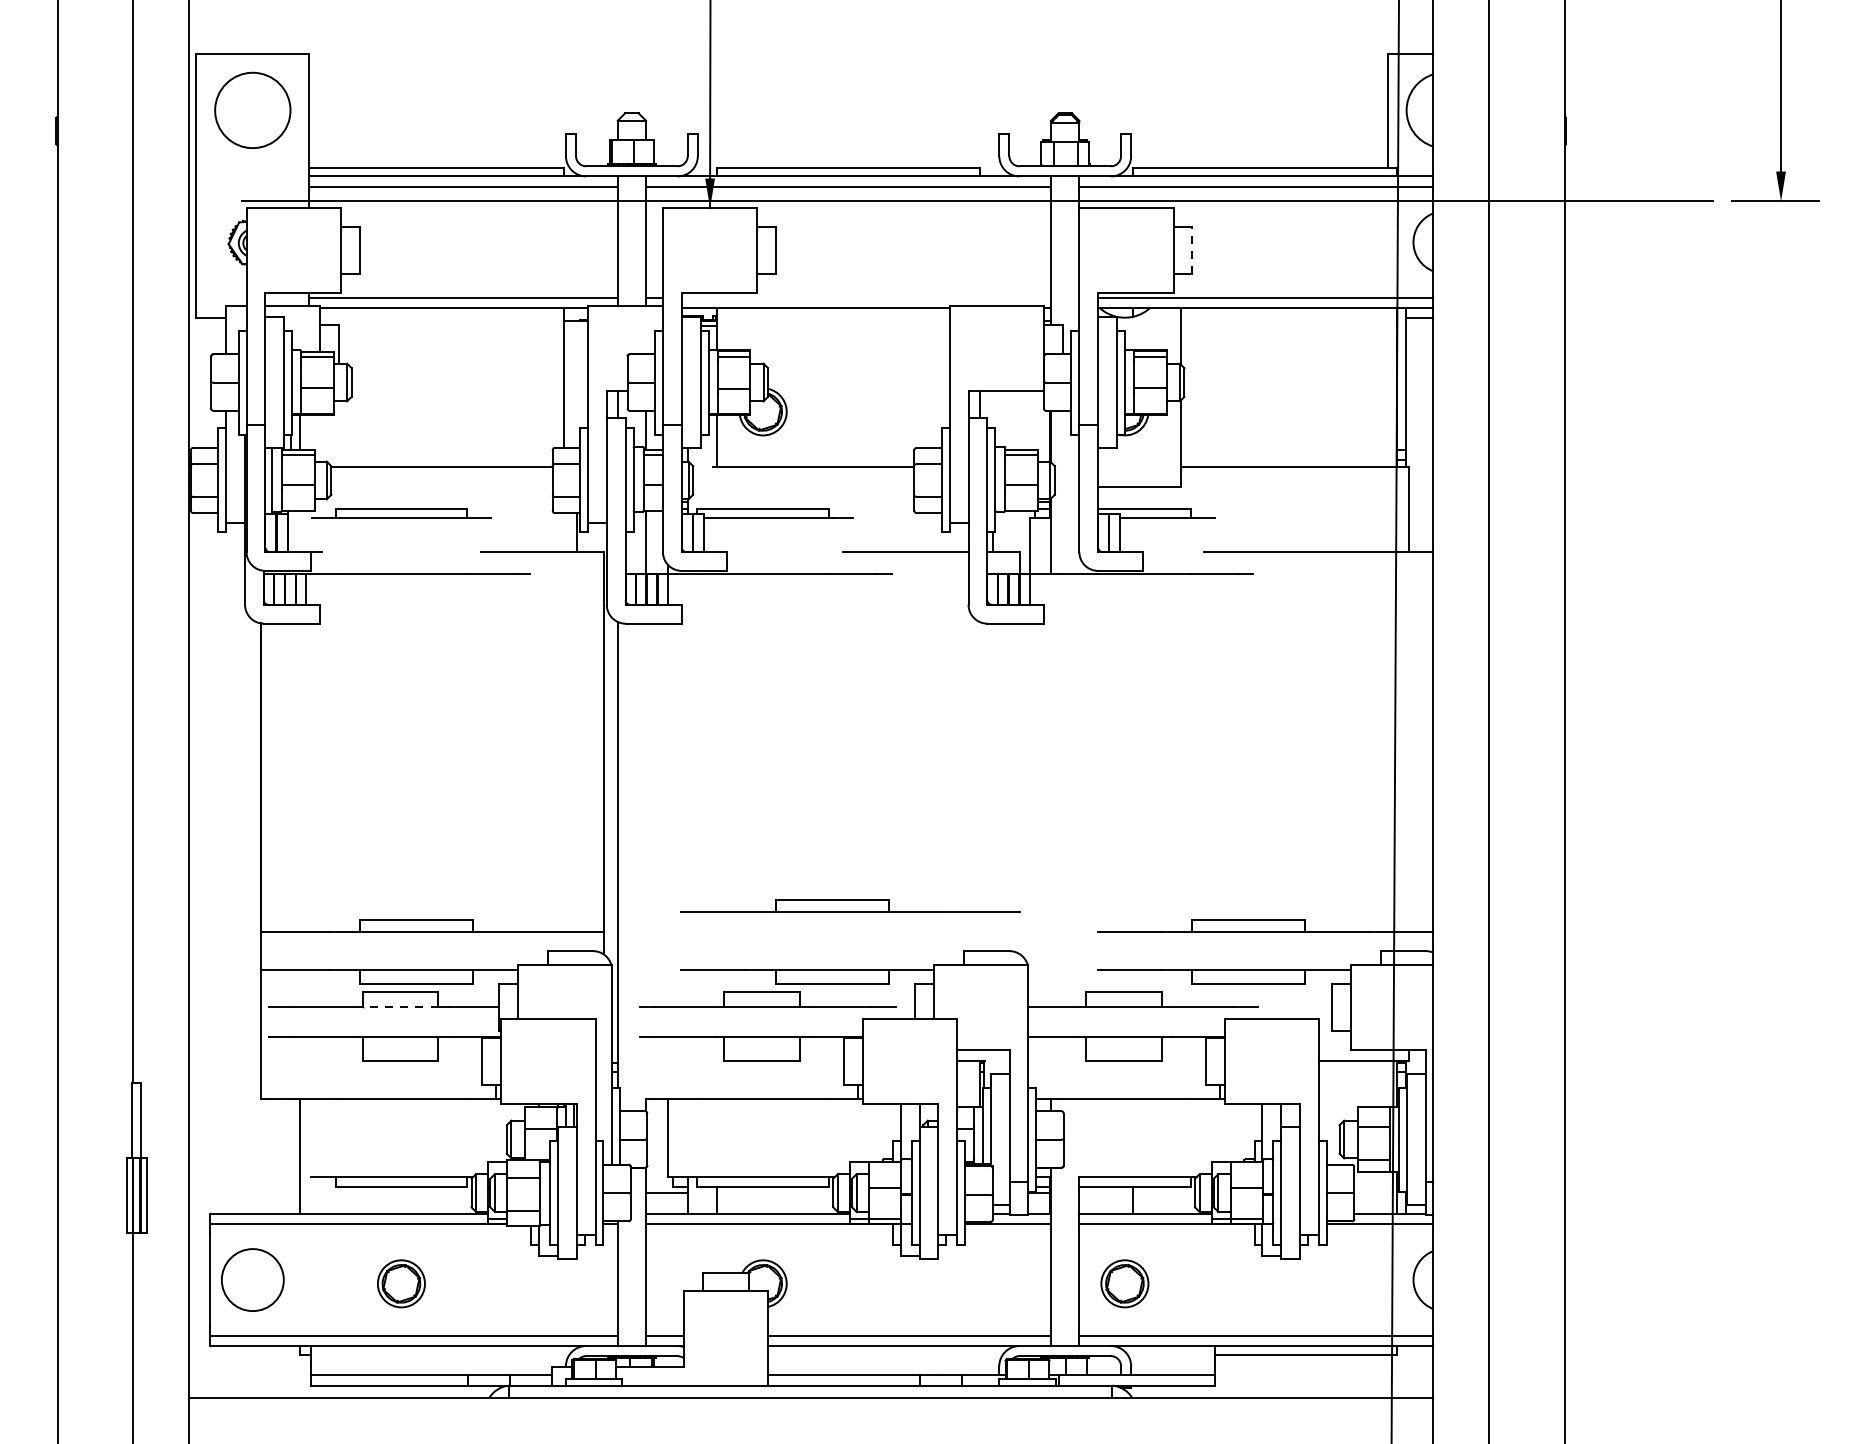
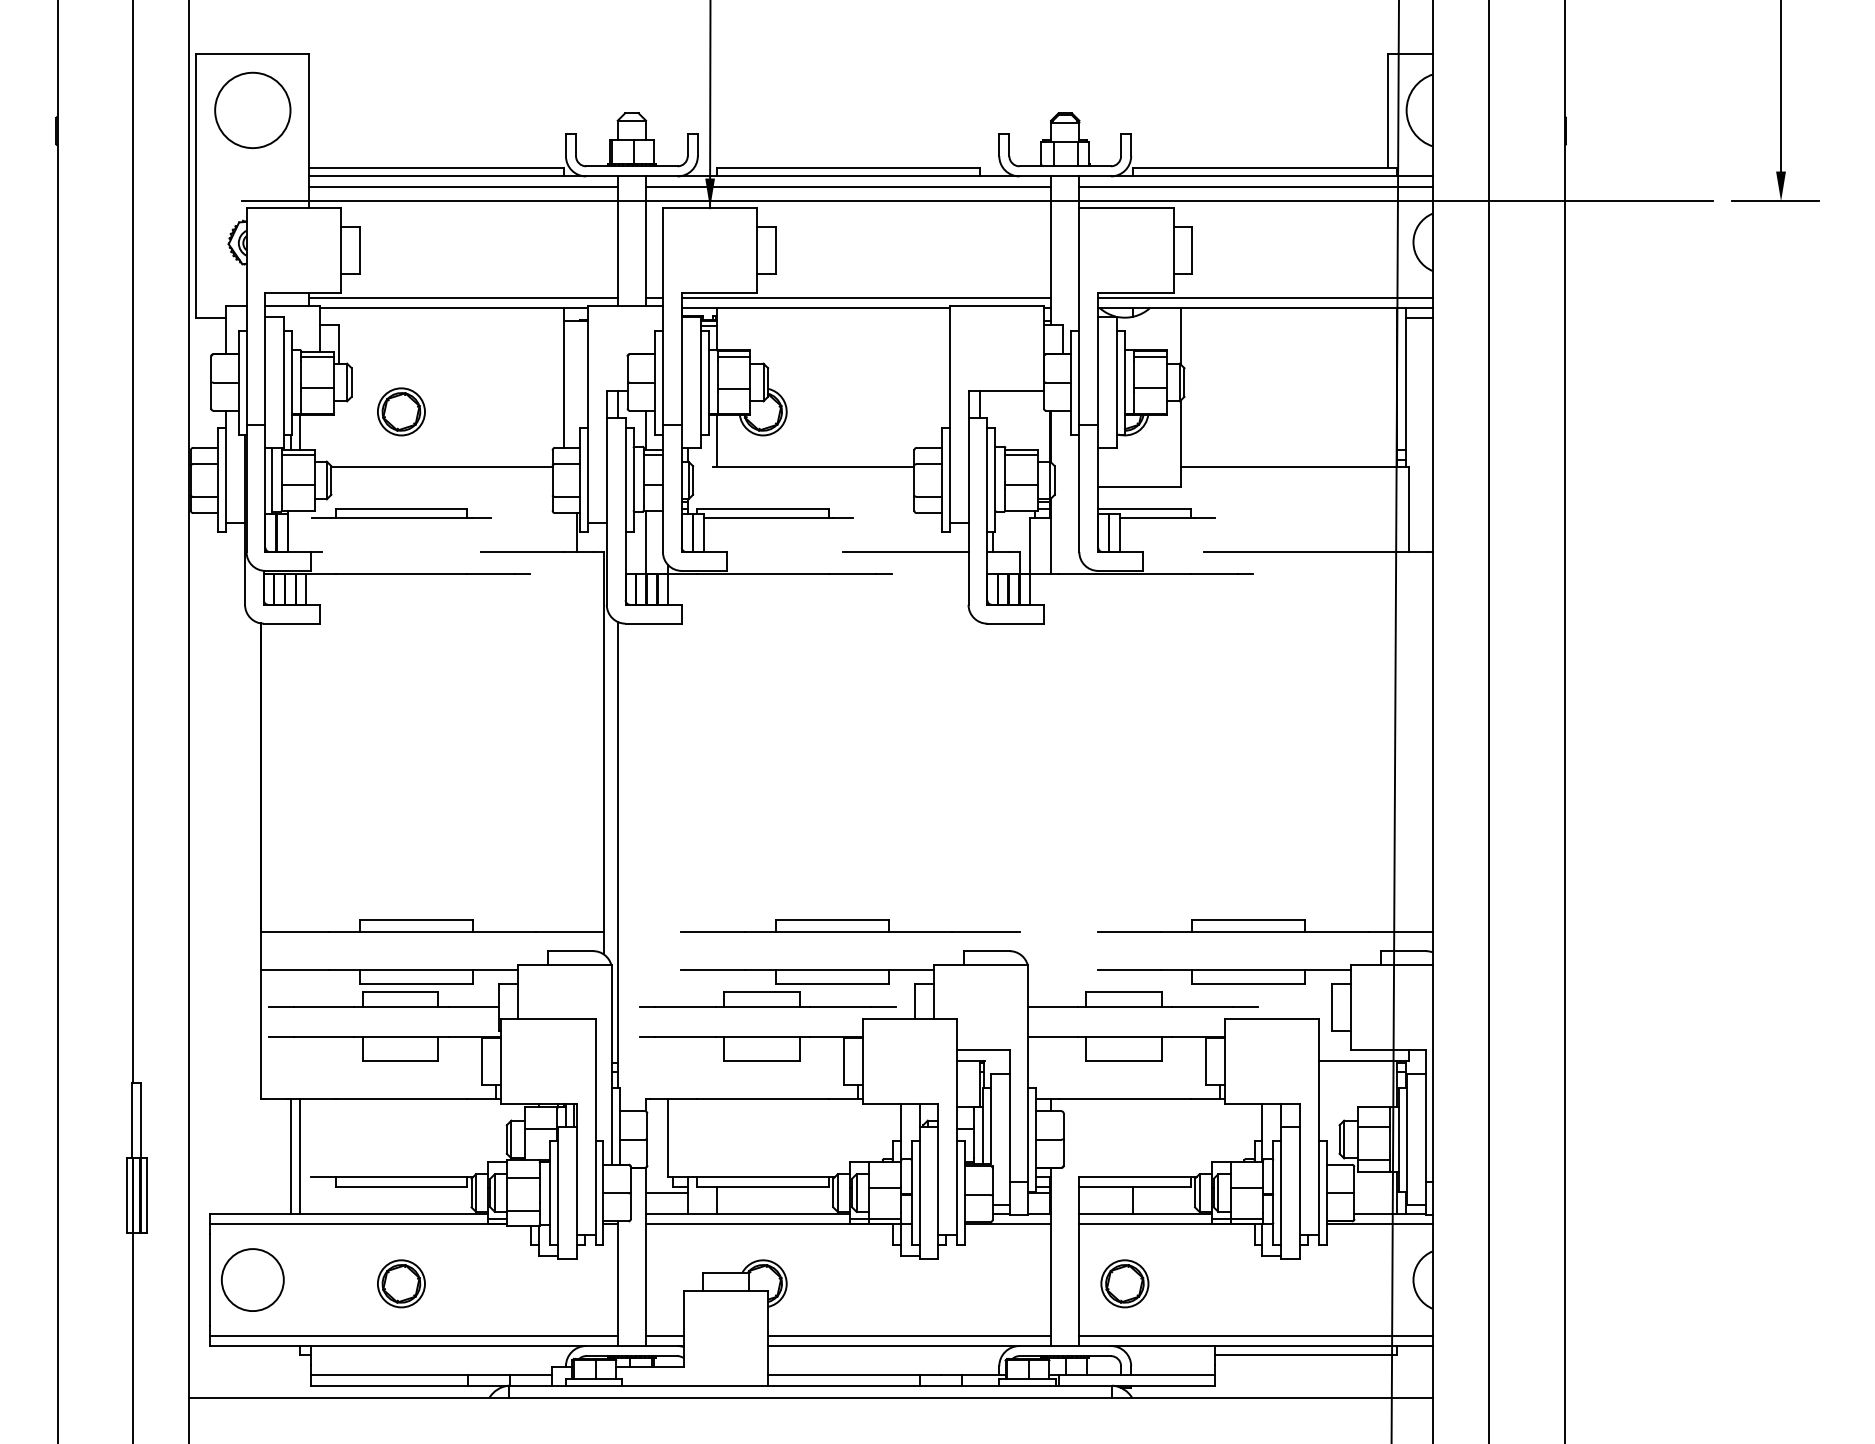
line: dashed -> solid (1192, 250)
line: none -> present (866, 298)
part: none -> present (401, 411)
part position: (850, 905) -> (850, 925) (850, 925)
line: dashed -> solid (400, 1006)
line: none -> present (290, 1156)
